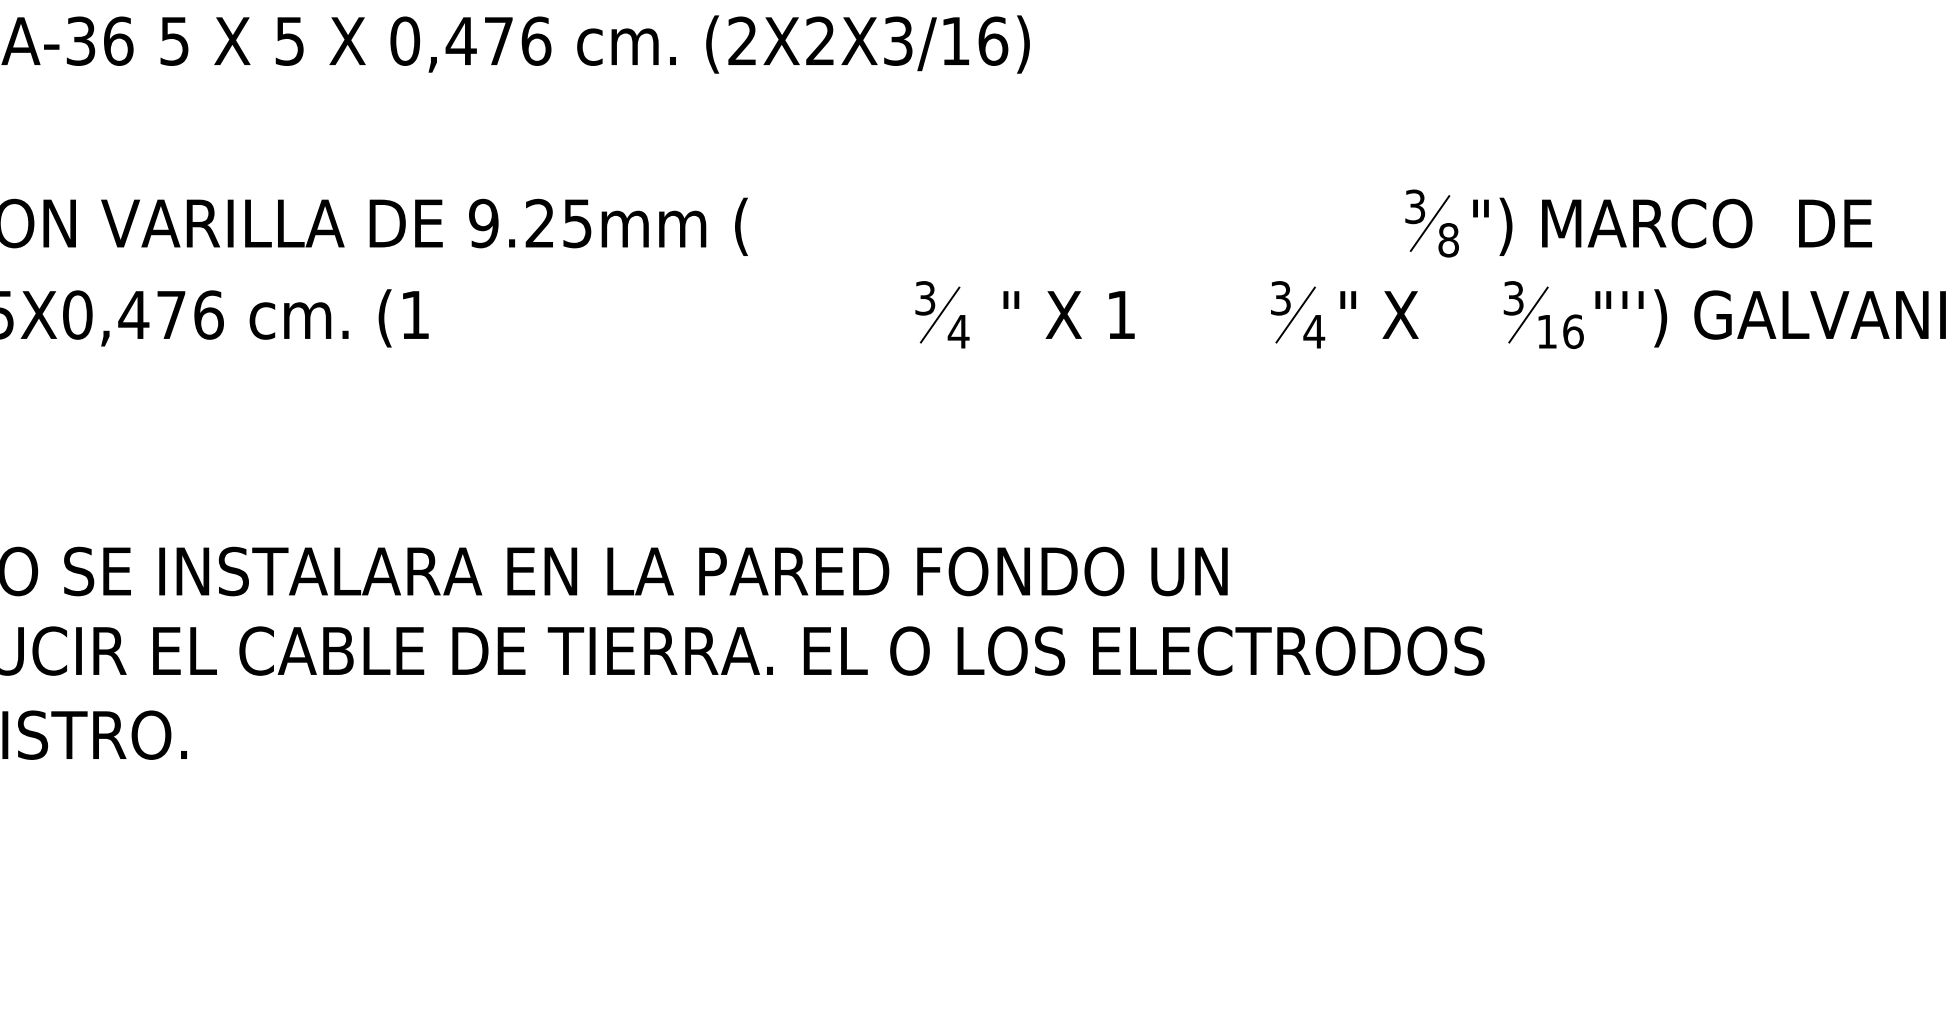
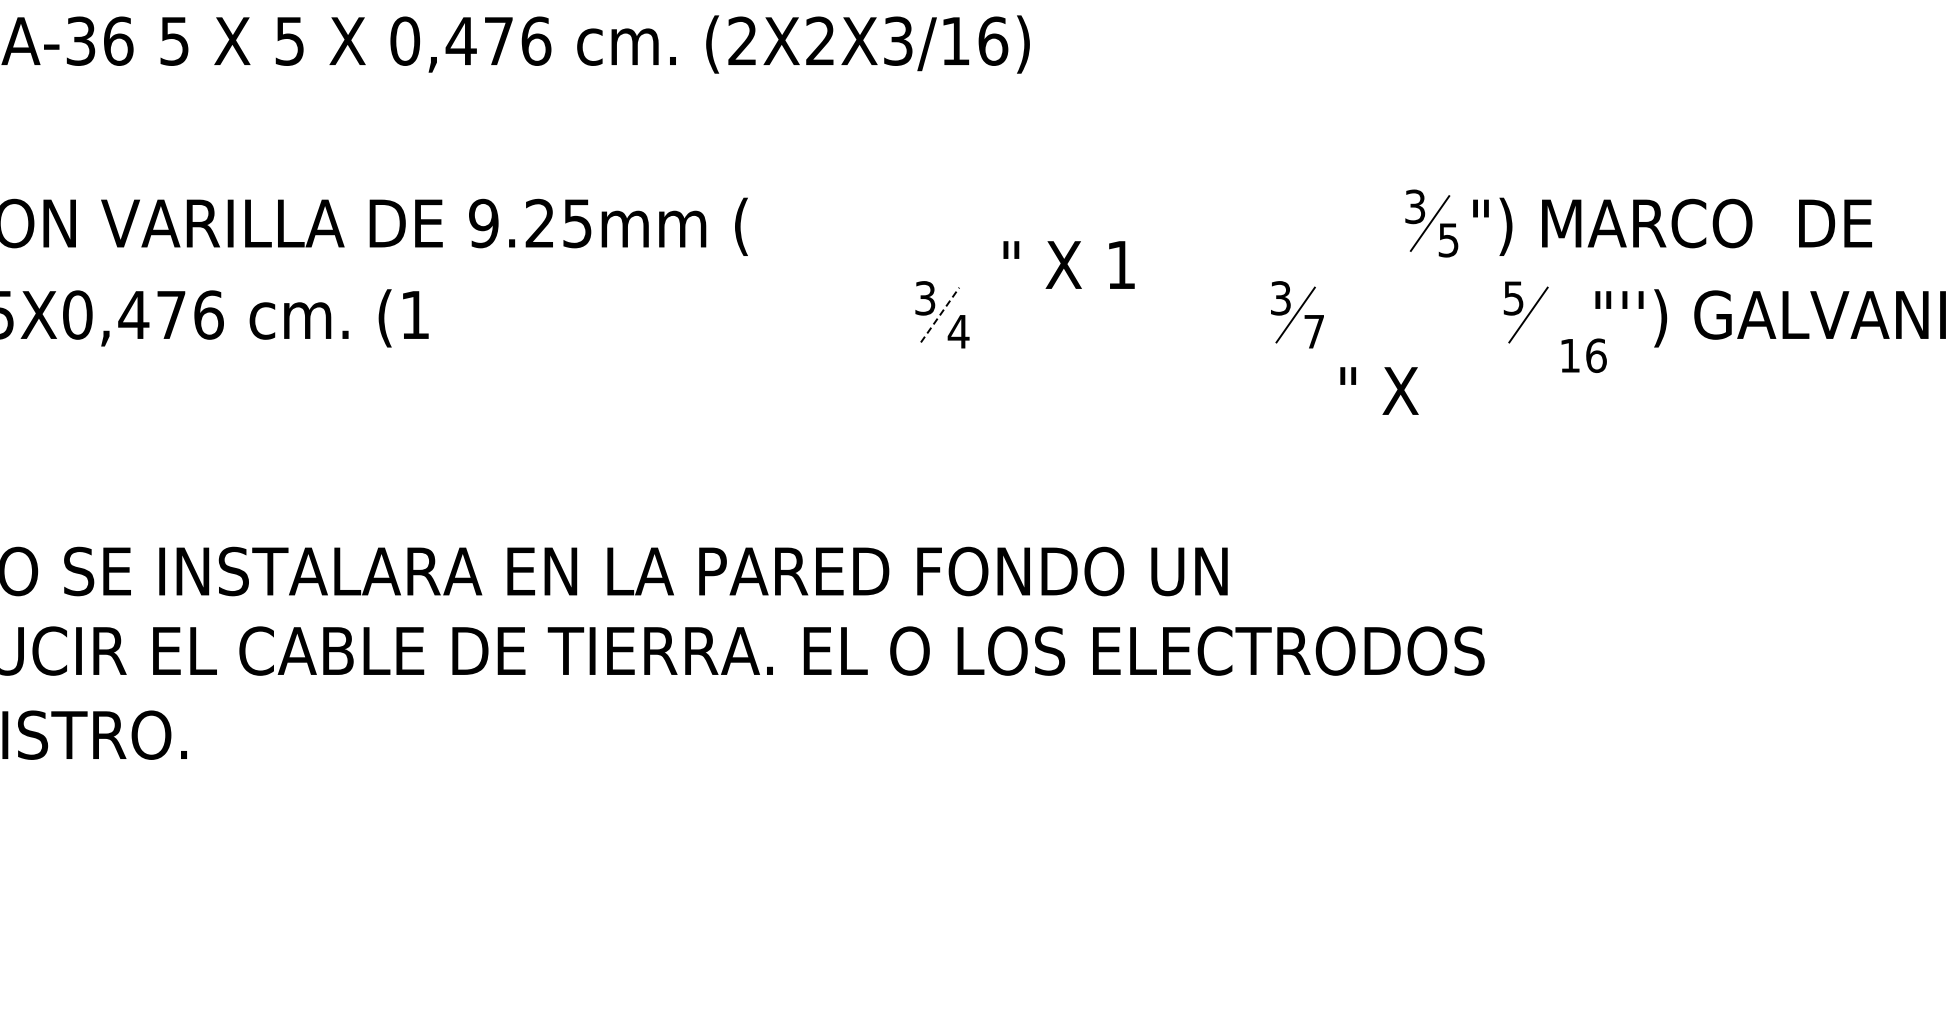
text: 8 -> 5 (1448, 240)
text: 3 -> 5 (1513, 298)
line: solid -> dashed (940, 314)
text position: (1068, 314) -> (1068, 264) (1068, 264)
text position: (1379, 314) -> (1379, 390) (1379, 390)
text: 4 -> 7 (1314, 331)
text position: (1560, 331) -> (1583, 355) (1583, 355)
